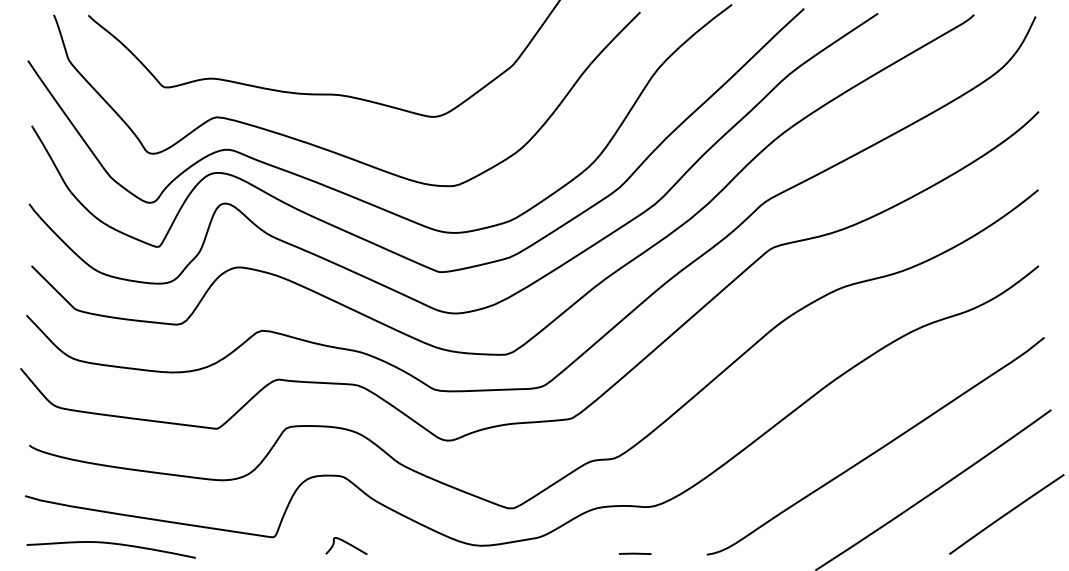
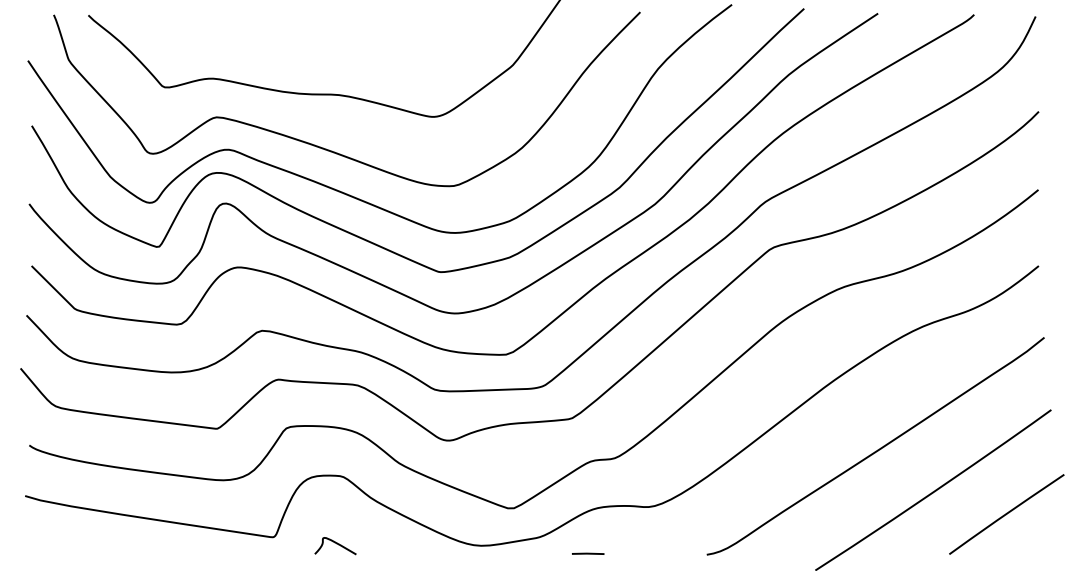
curve: present -> none (110, 544)
curve position: (347, 544) -> (336, 544) (336, 544)
line position: (635, 553) -> (588, 553) (588, 553)
